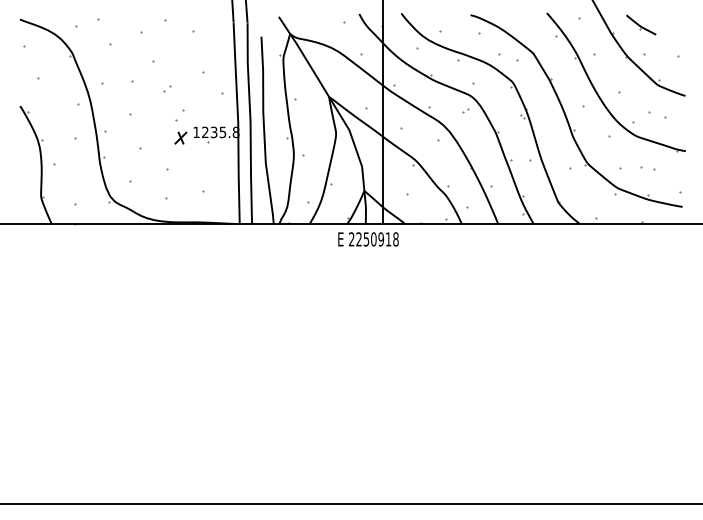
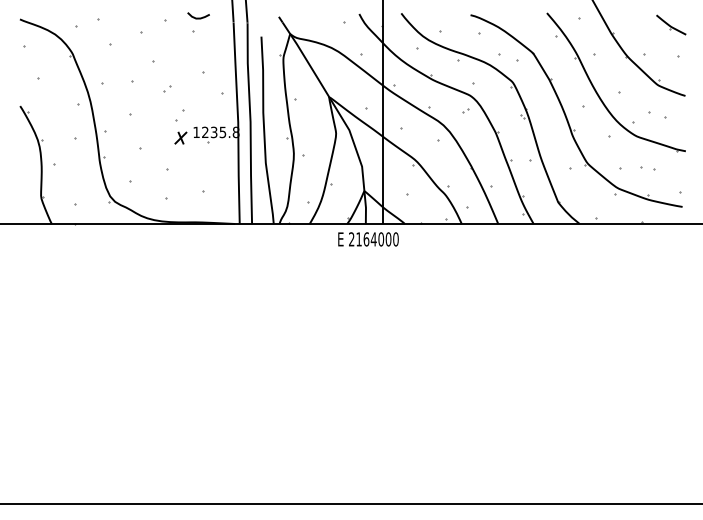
curve: none -> present (198, 17)
part position: (641, 24) -> (671, 24) (671, 24)
text: 2250918 -> 2164000 (377, 239)
